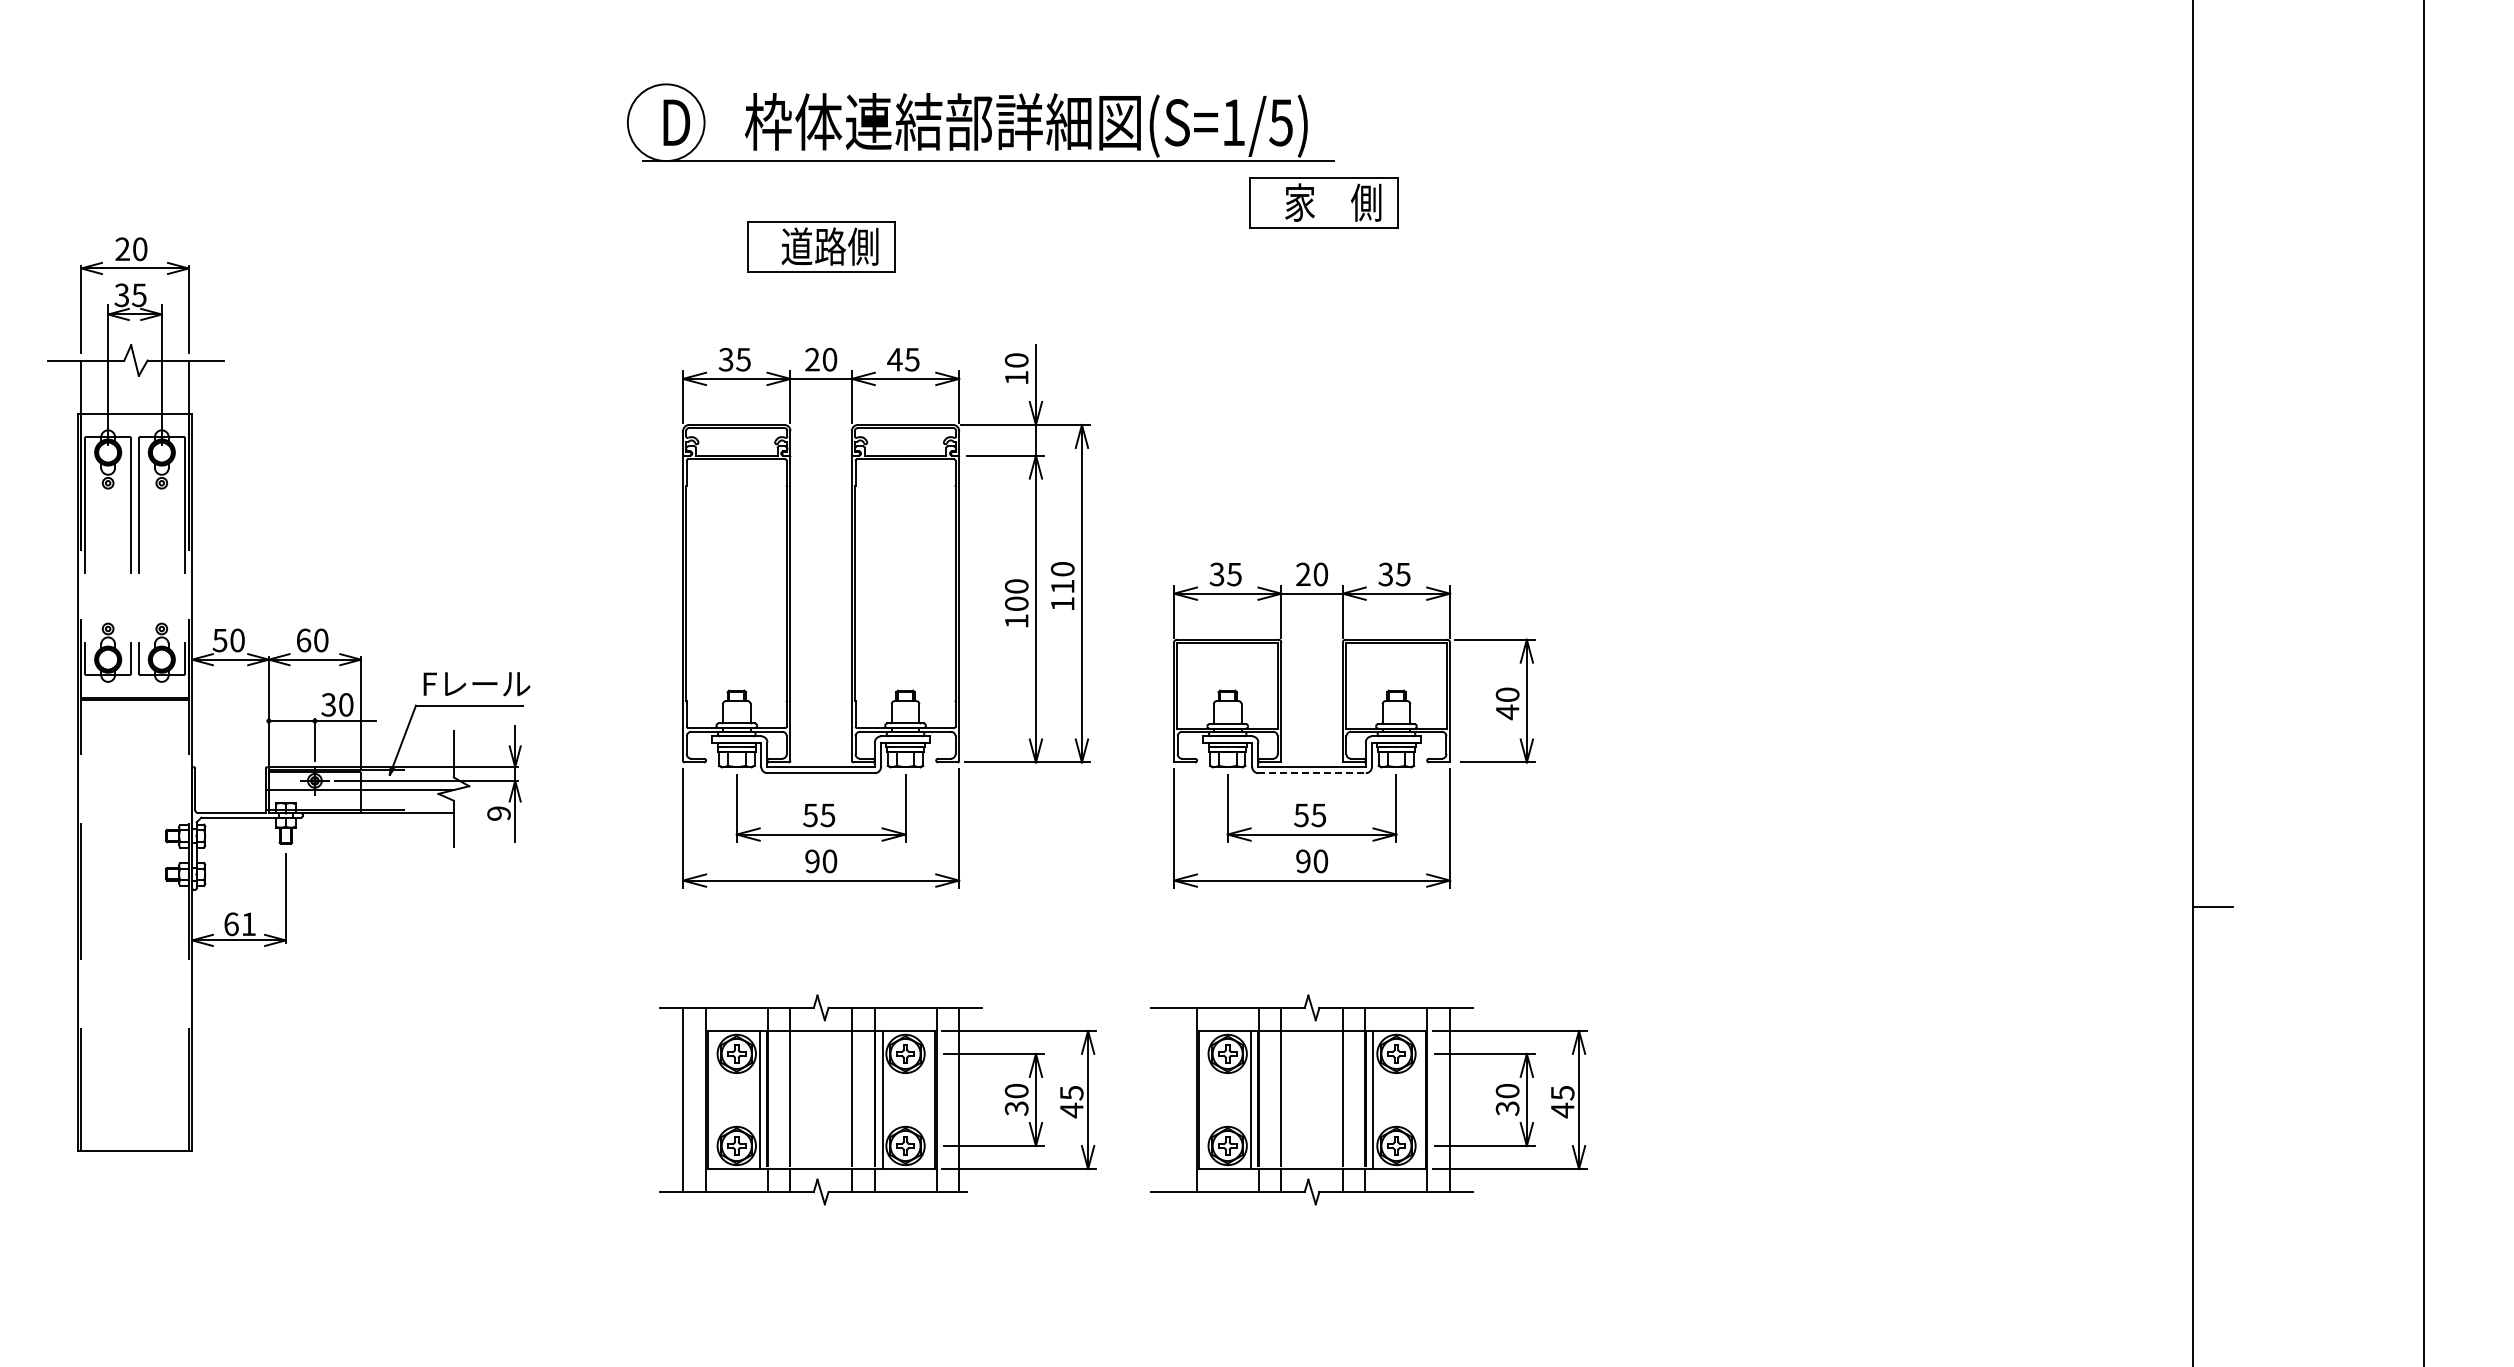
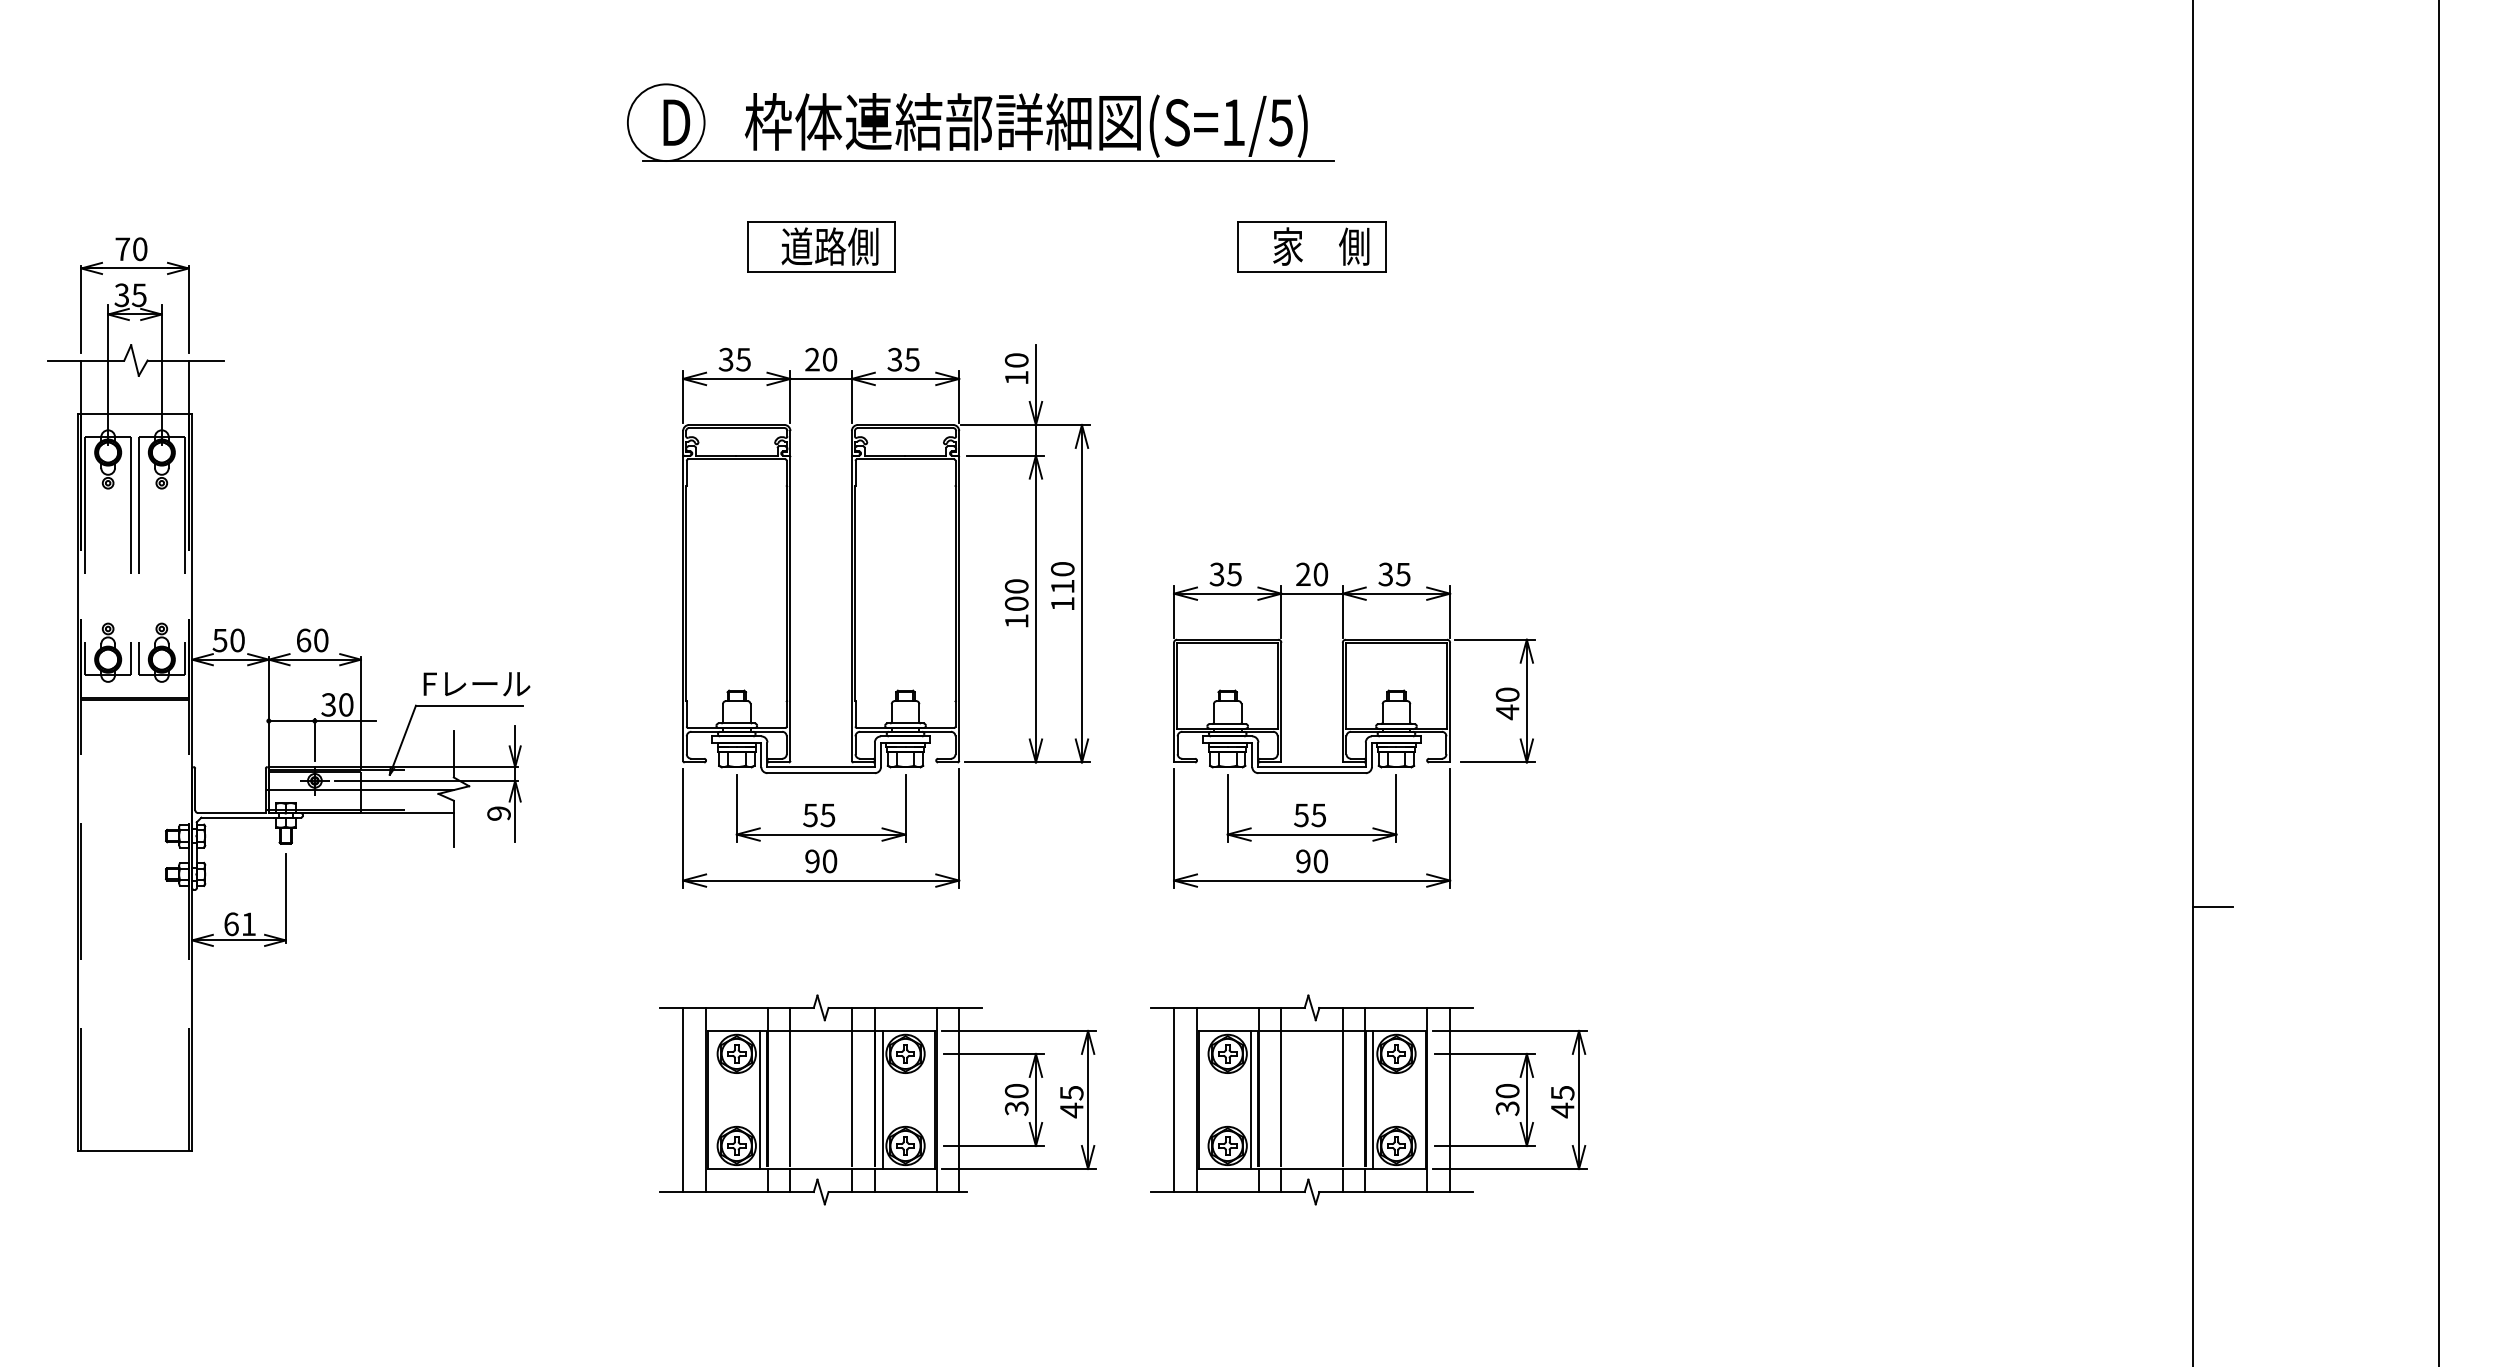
part position: (1323, 202) -> (1311, 246) (1311, 246)
text: 20 -> 70 (122, 248)
text: 45 -> 35 (894, 359)
line position: (2423, 682) -> (2438, 682) (2438, 682)
line: dashed -> solid (1312, 773)
line: none -> present (1174, 1099)
